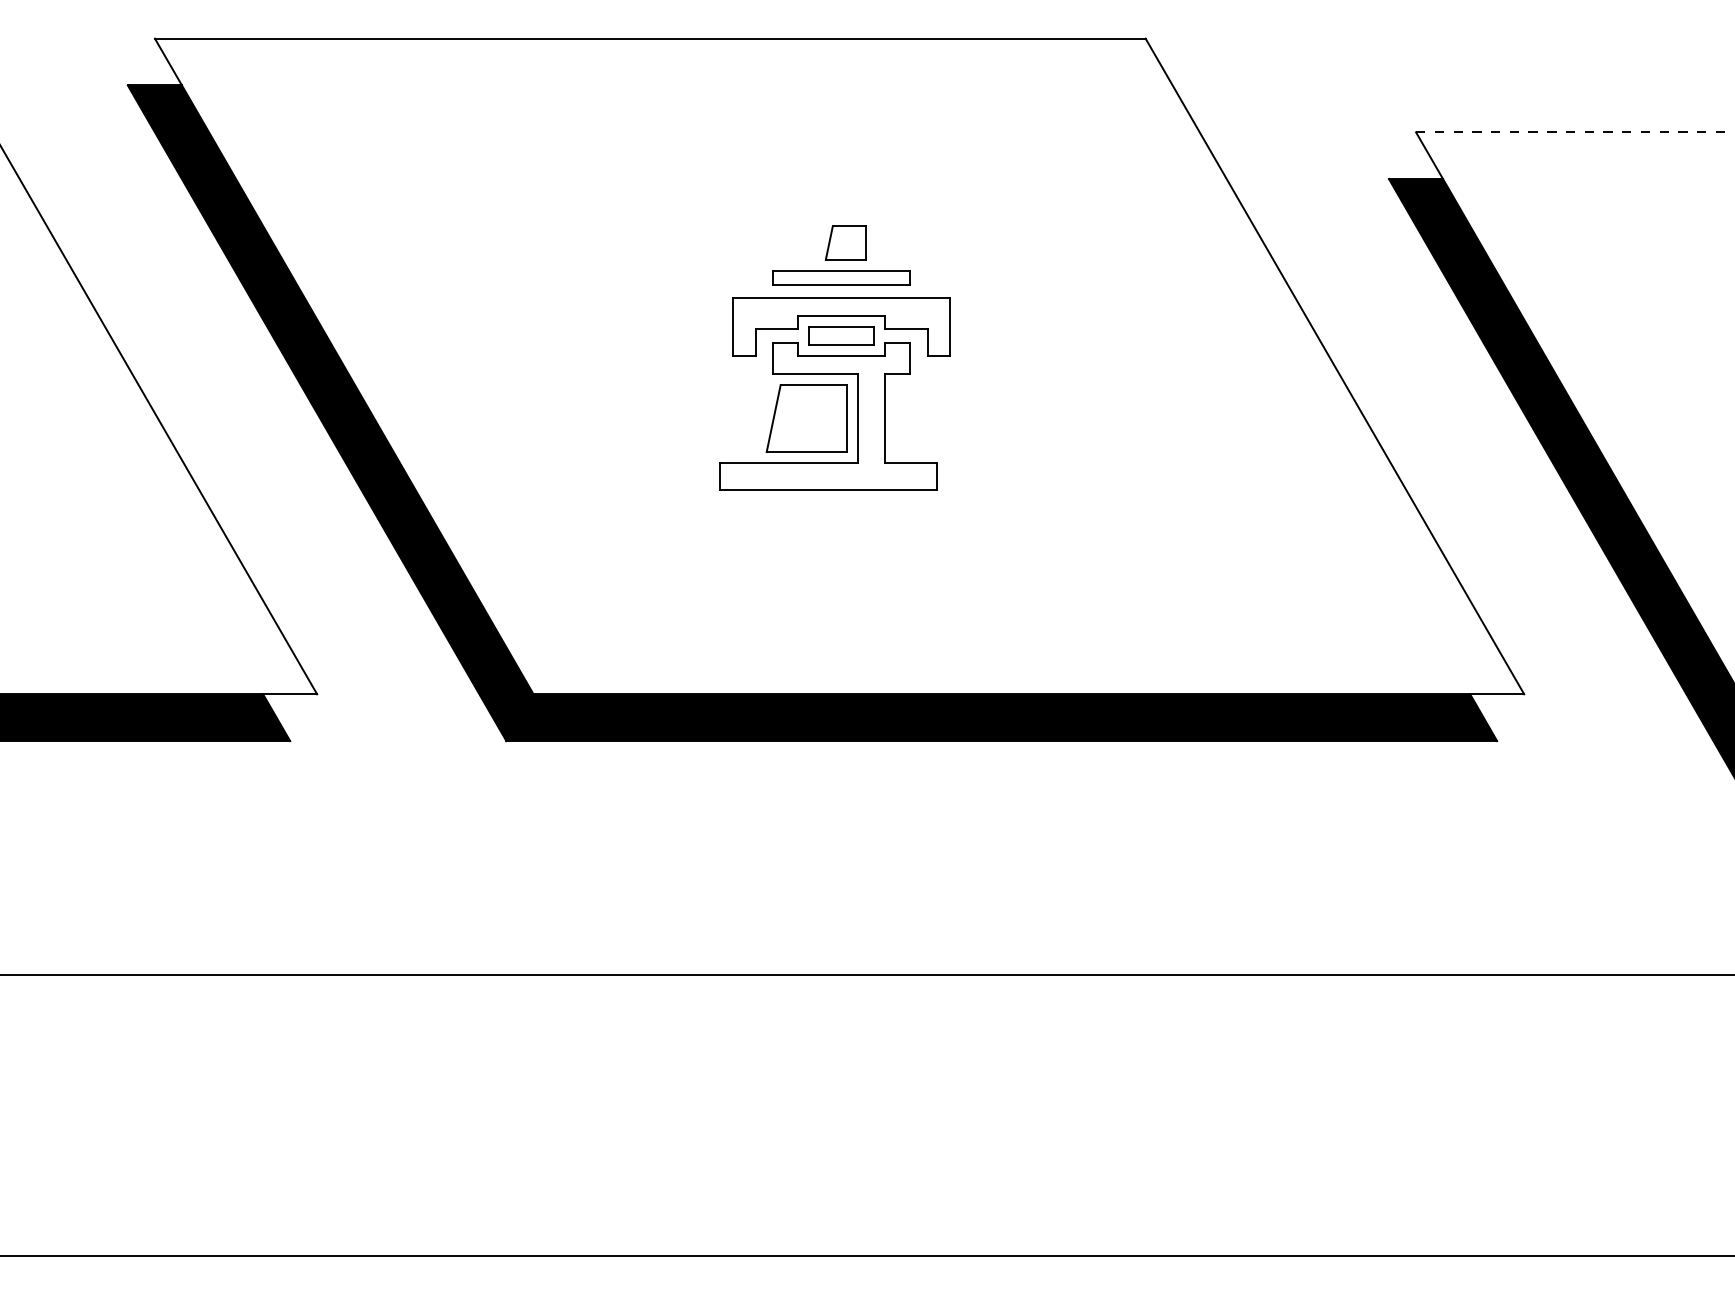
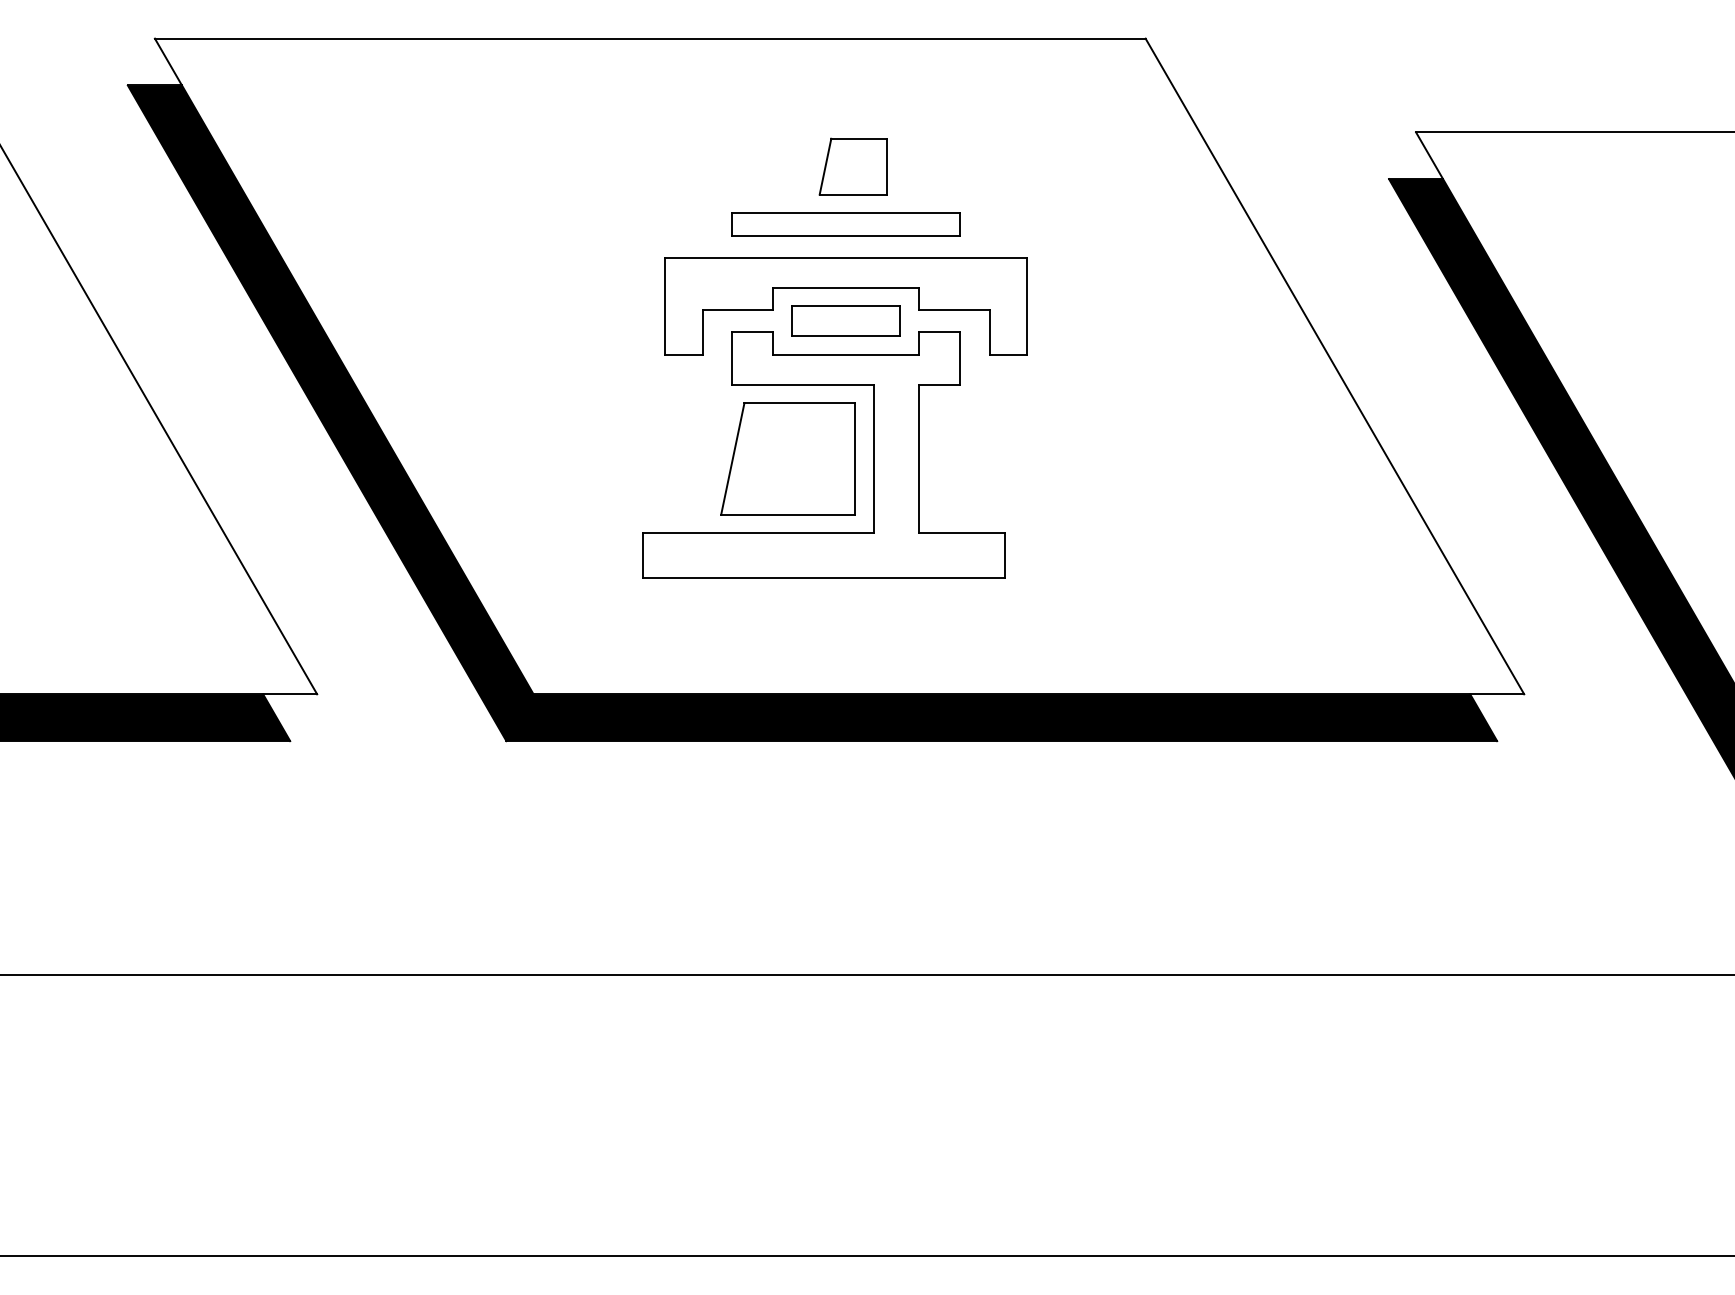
line: dashed -> solid (1576, 132)
part size: 232x266 px -> 386x442 px (834, 357)
